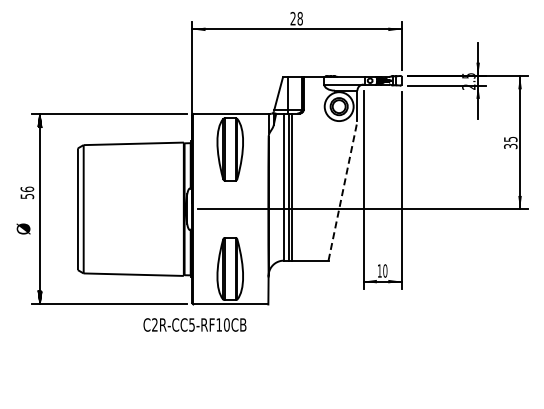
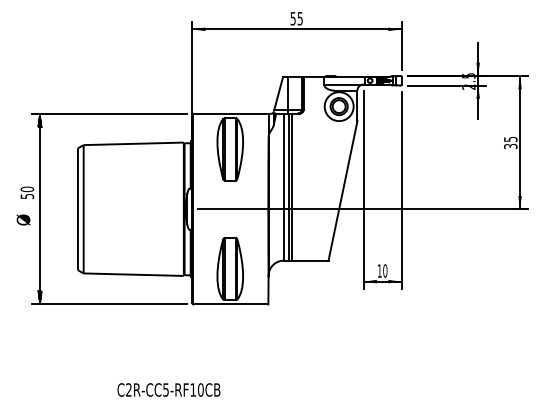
text: 28 -> 55 (296, 18)
text: 56 -> 50 (26, 188)
line: dashed -> solid (343, 190)
text position: (23, 228) -> (23, 219) (23, 219)
text position: (194, 324) -> (168, 389) (168, 389)
